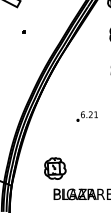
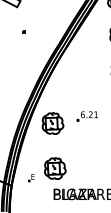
part: none -> present (52, 123)
part: none -> present (31, 178)
